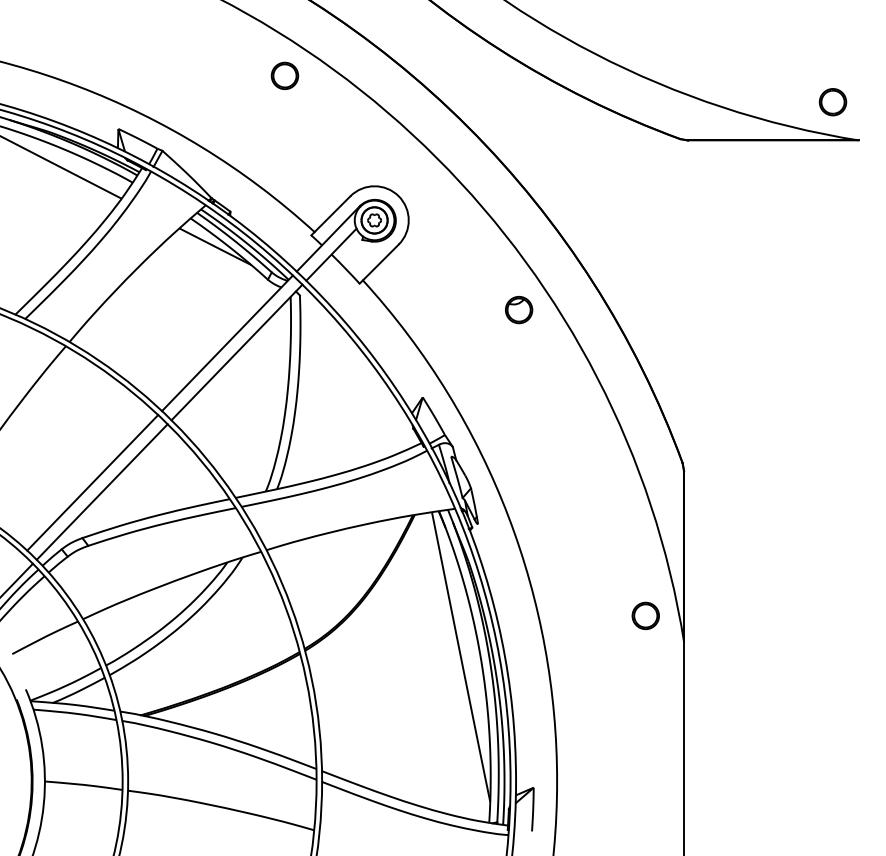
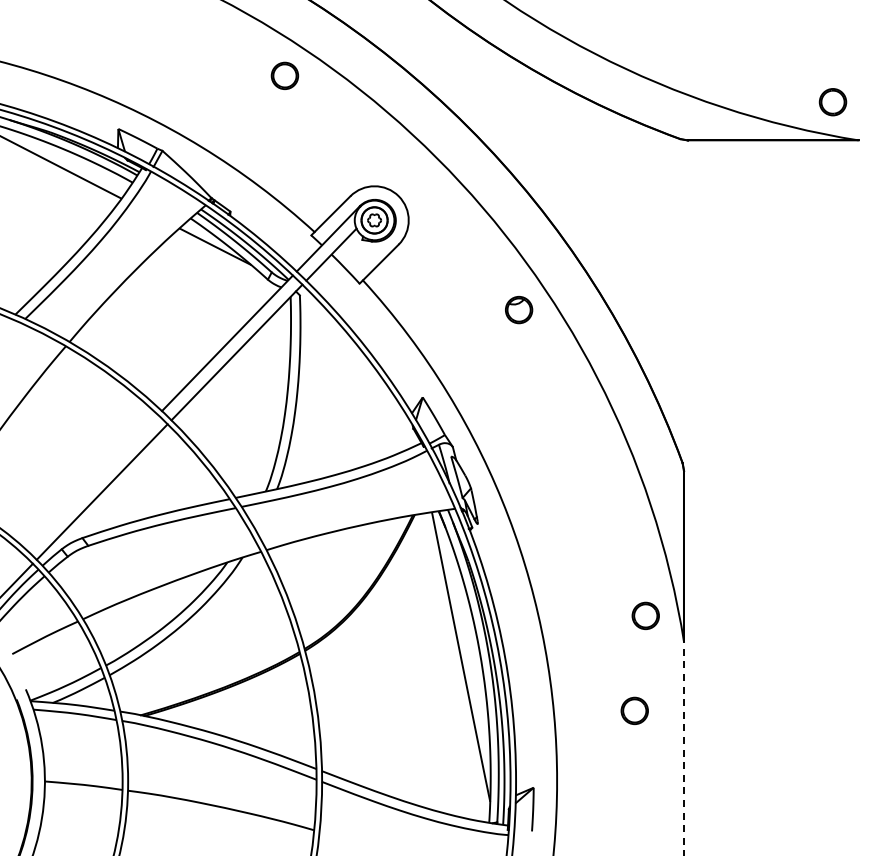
line: present -> none (92, 482)
part: none -> present (634, 710)
line: solid -> dashed (684, 748)
